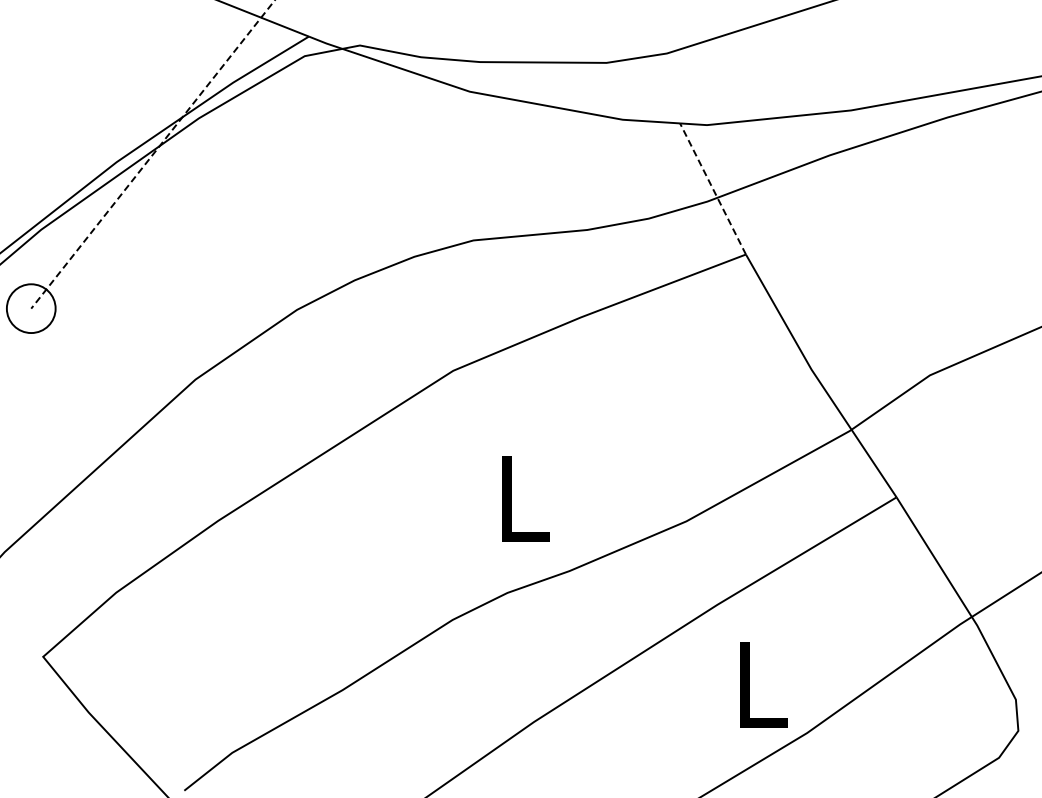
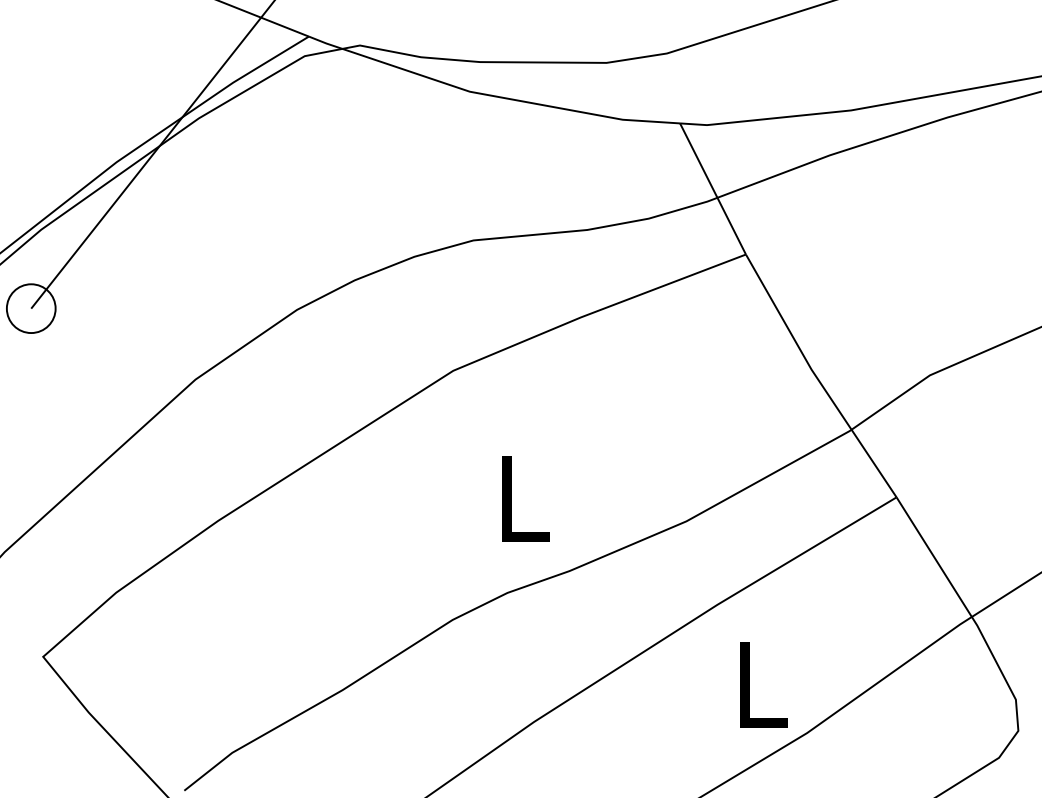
line: dashed -> solid (152, 154)
line: dashed -> solid (712, 188)
